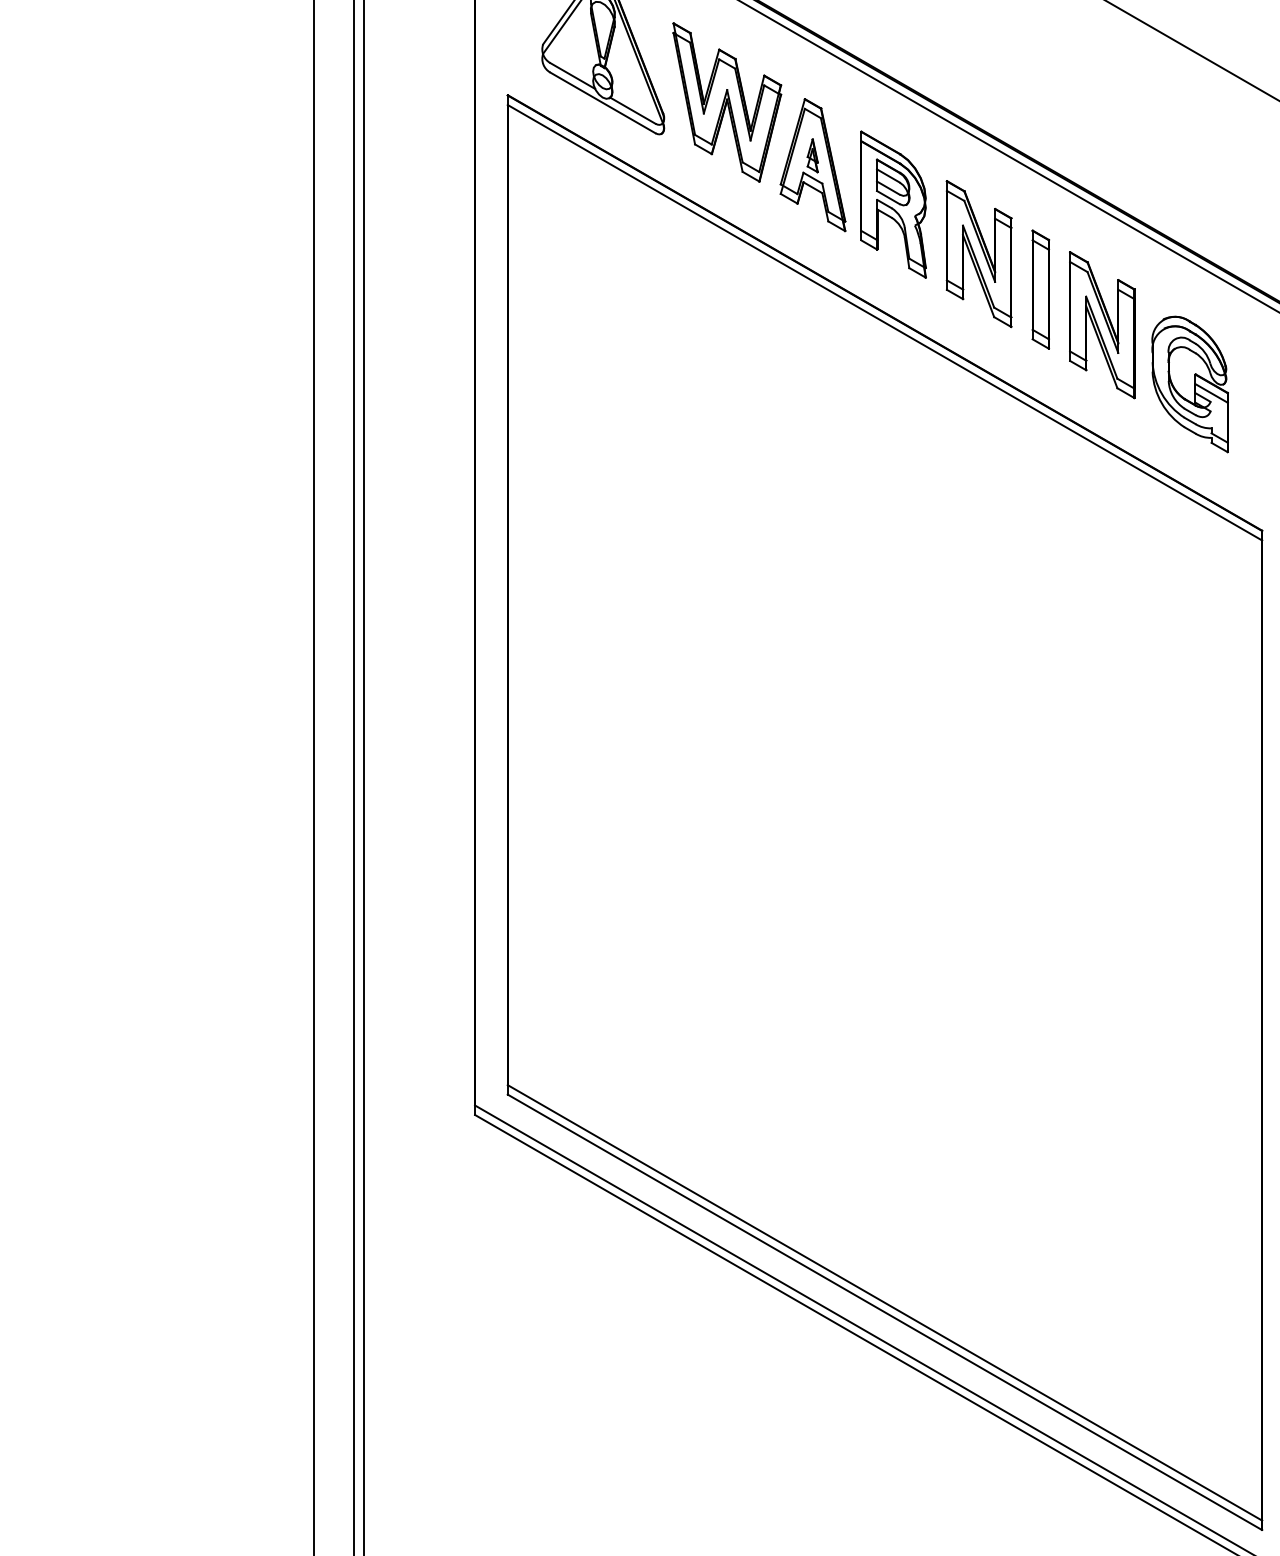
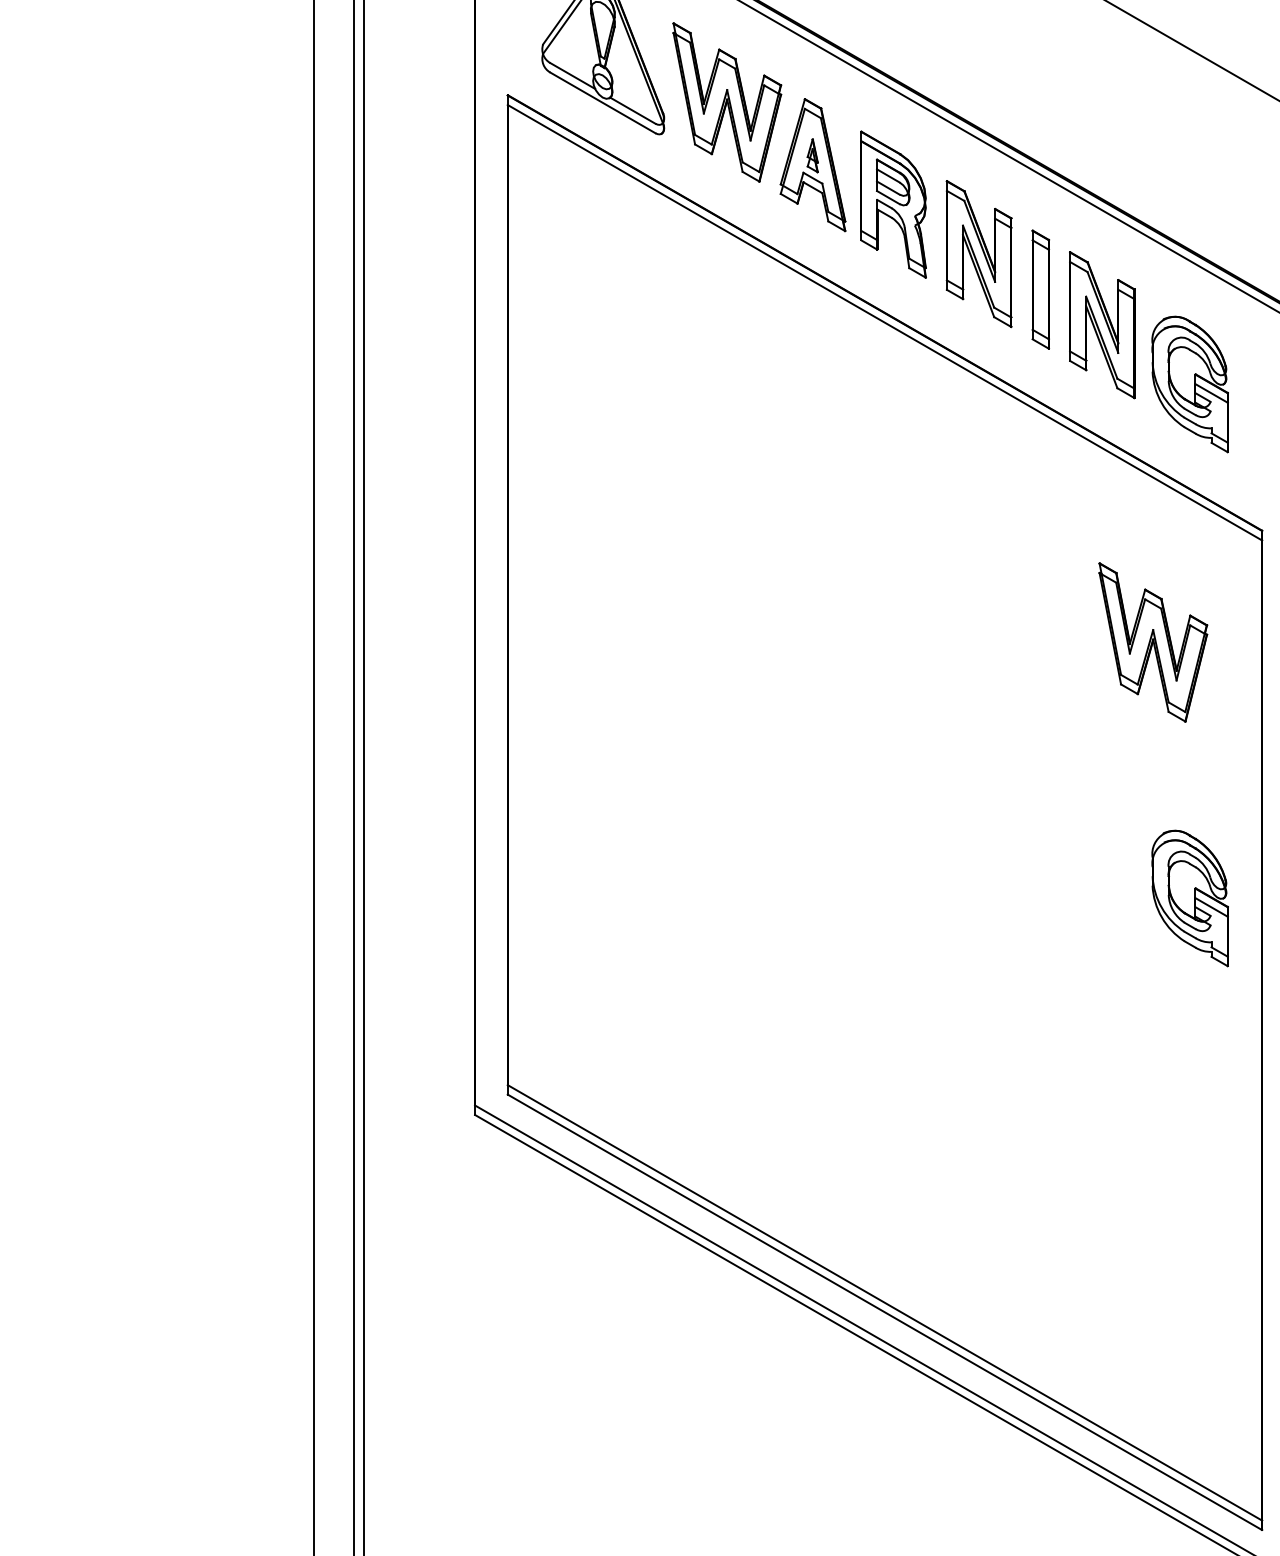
part: none -> present (1153, 642)
part: none -> present (1189, 898)
